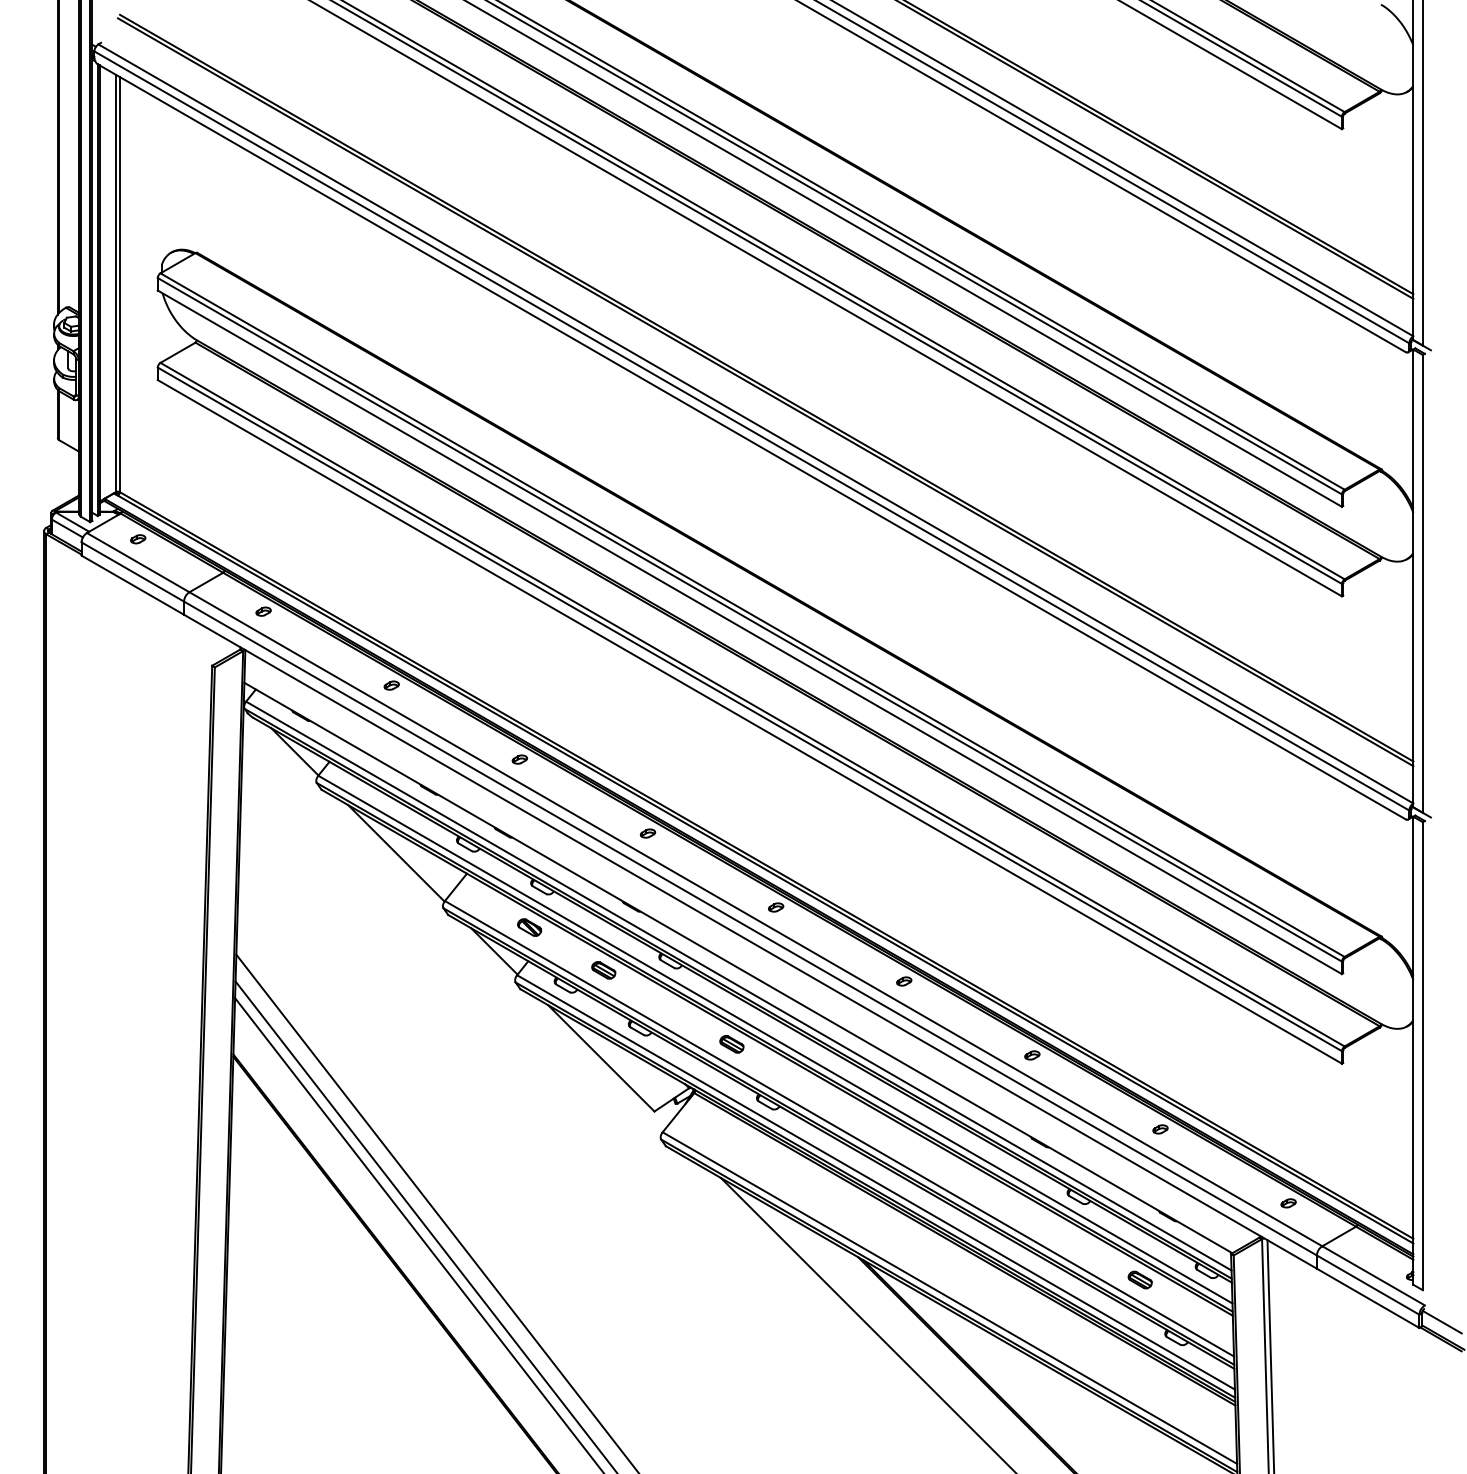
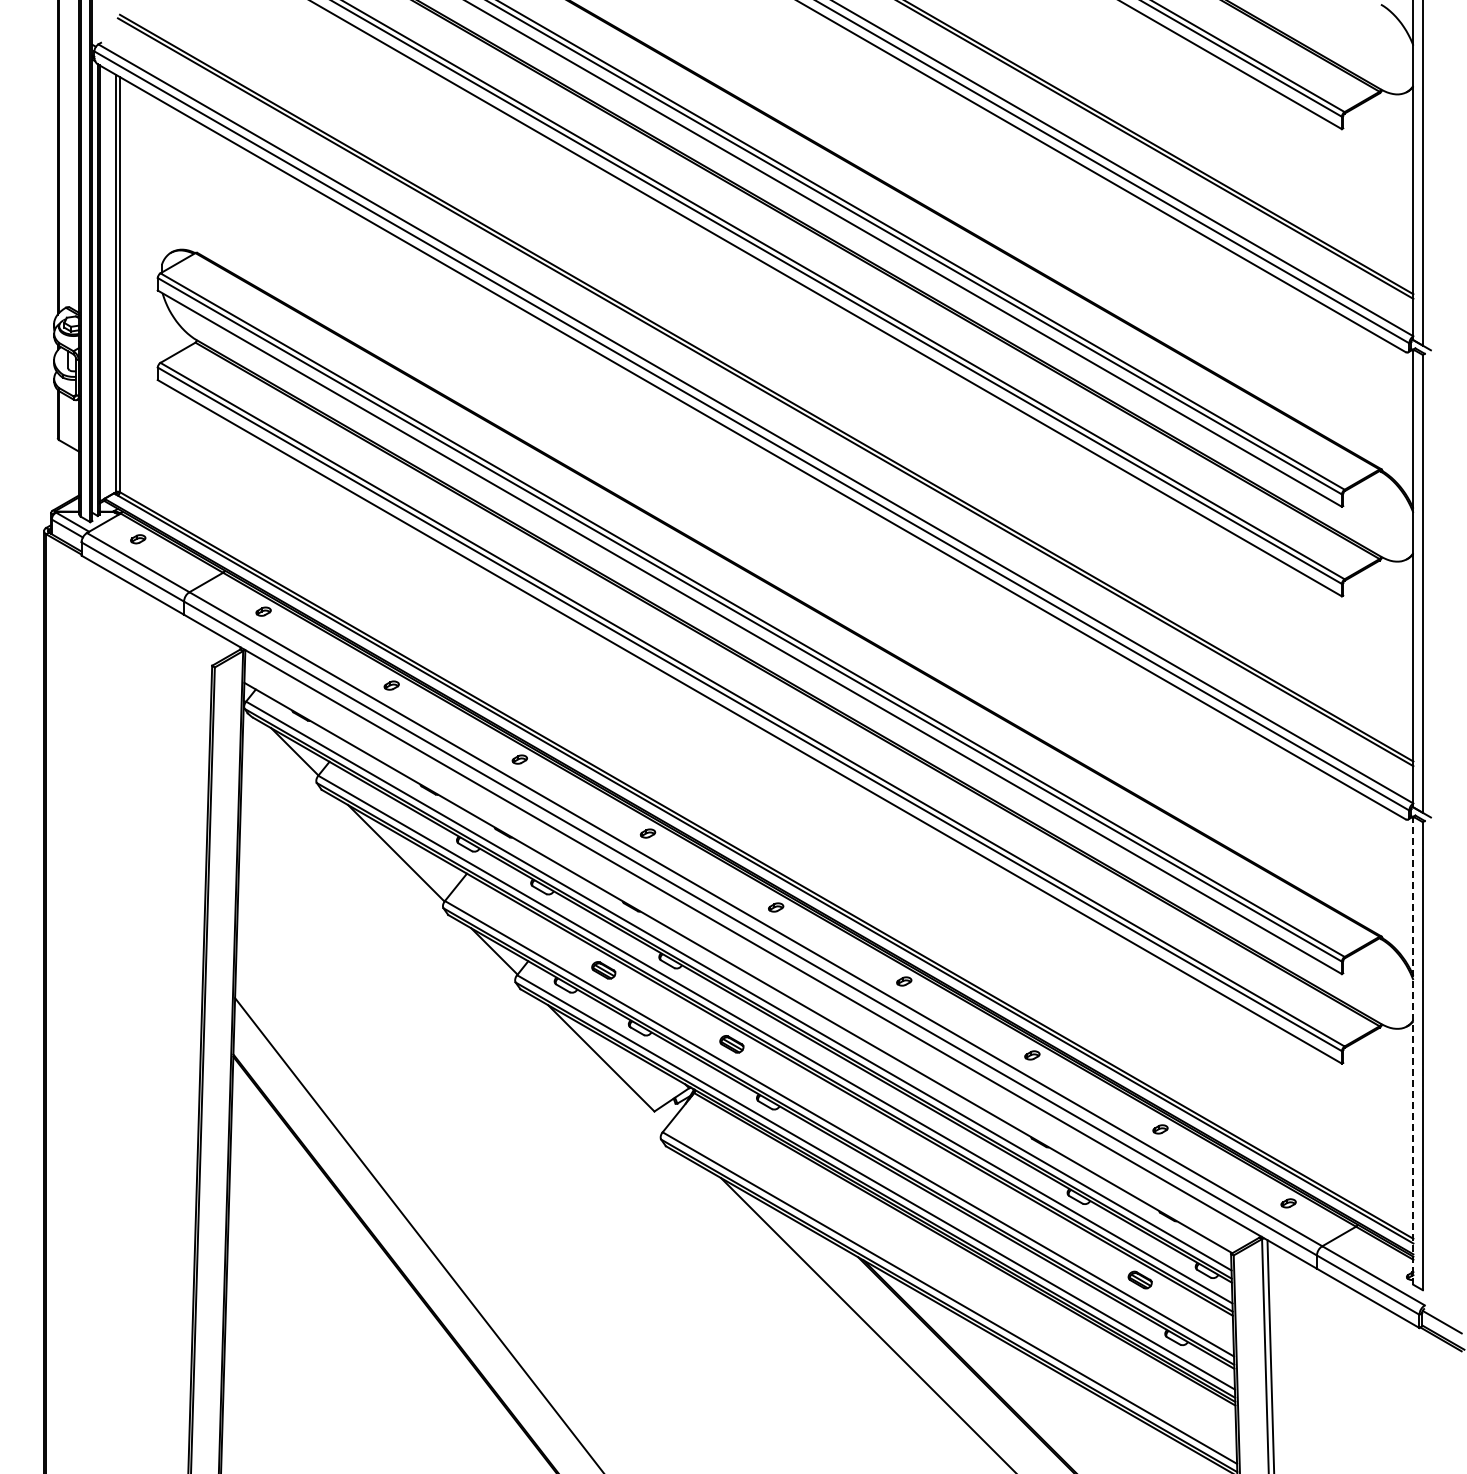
part: present -> none (529, 927)
line: solid -> dashed (1413, 1050)
line: present -> none (436, 1212)
line: present -> none (425, 1225)
